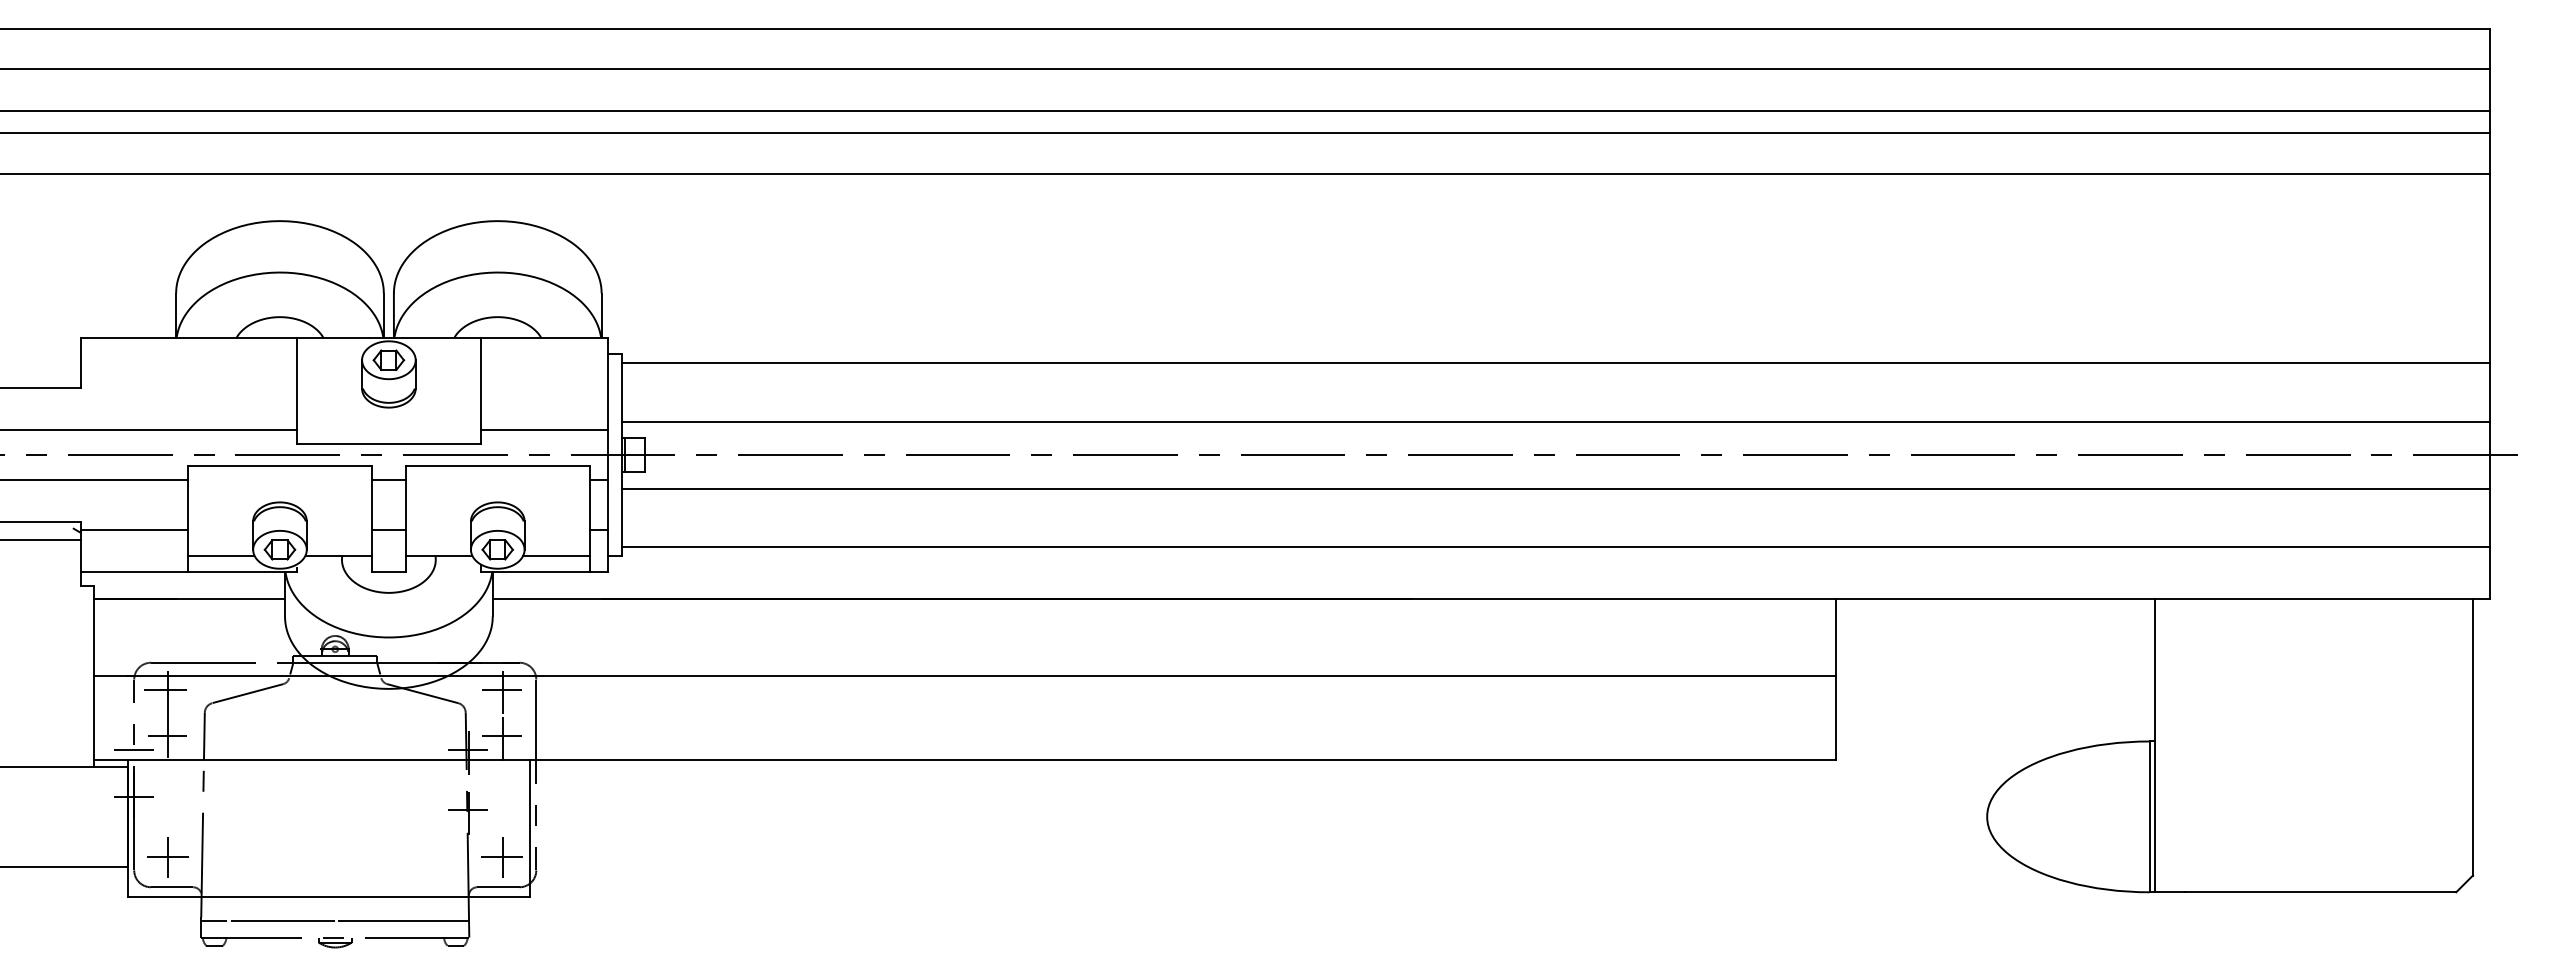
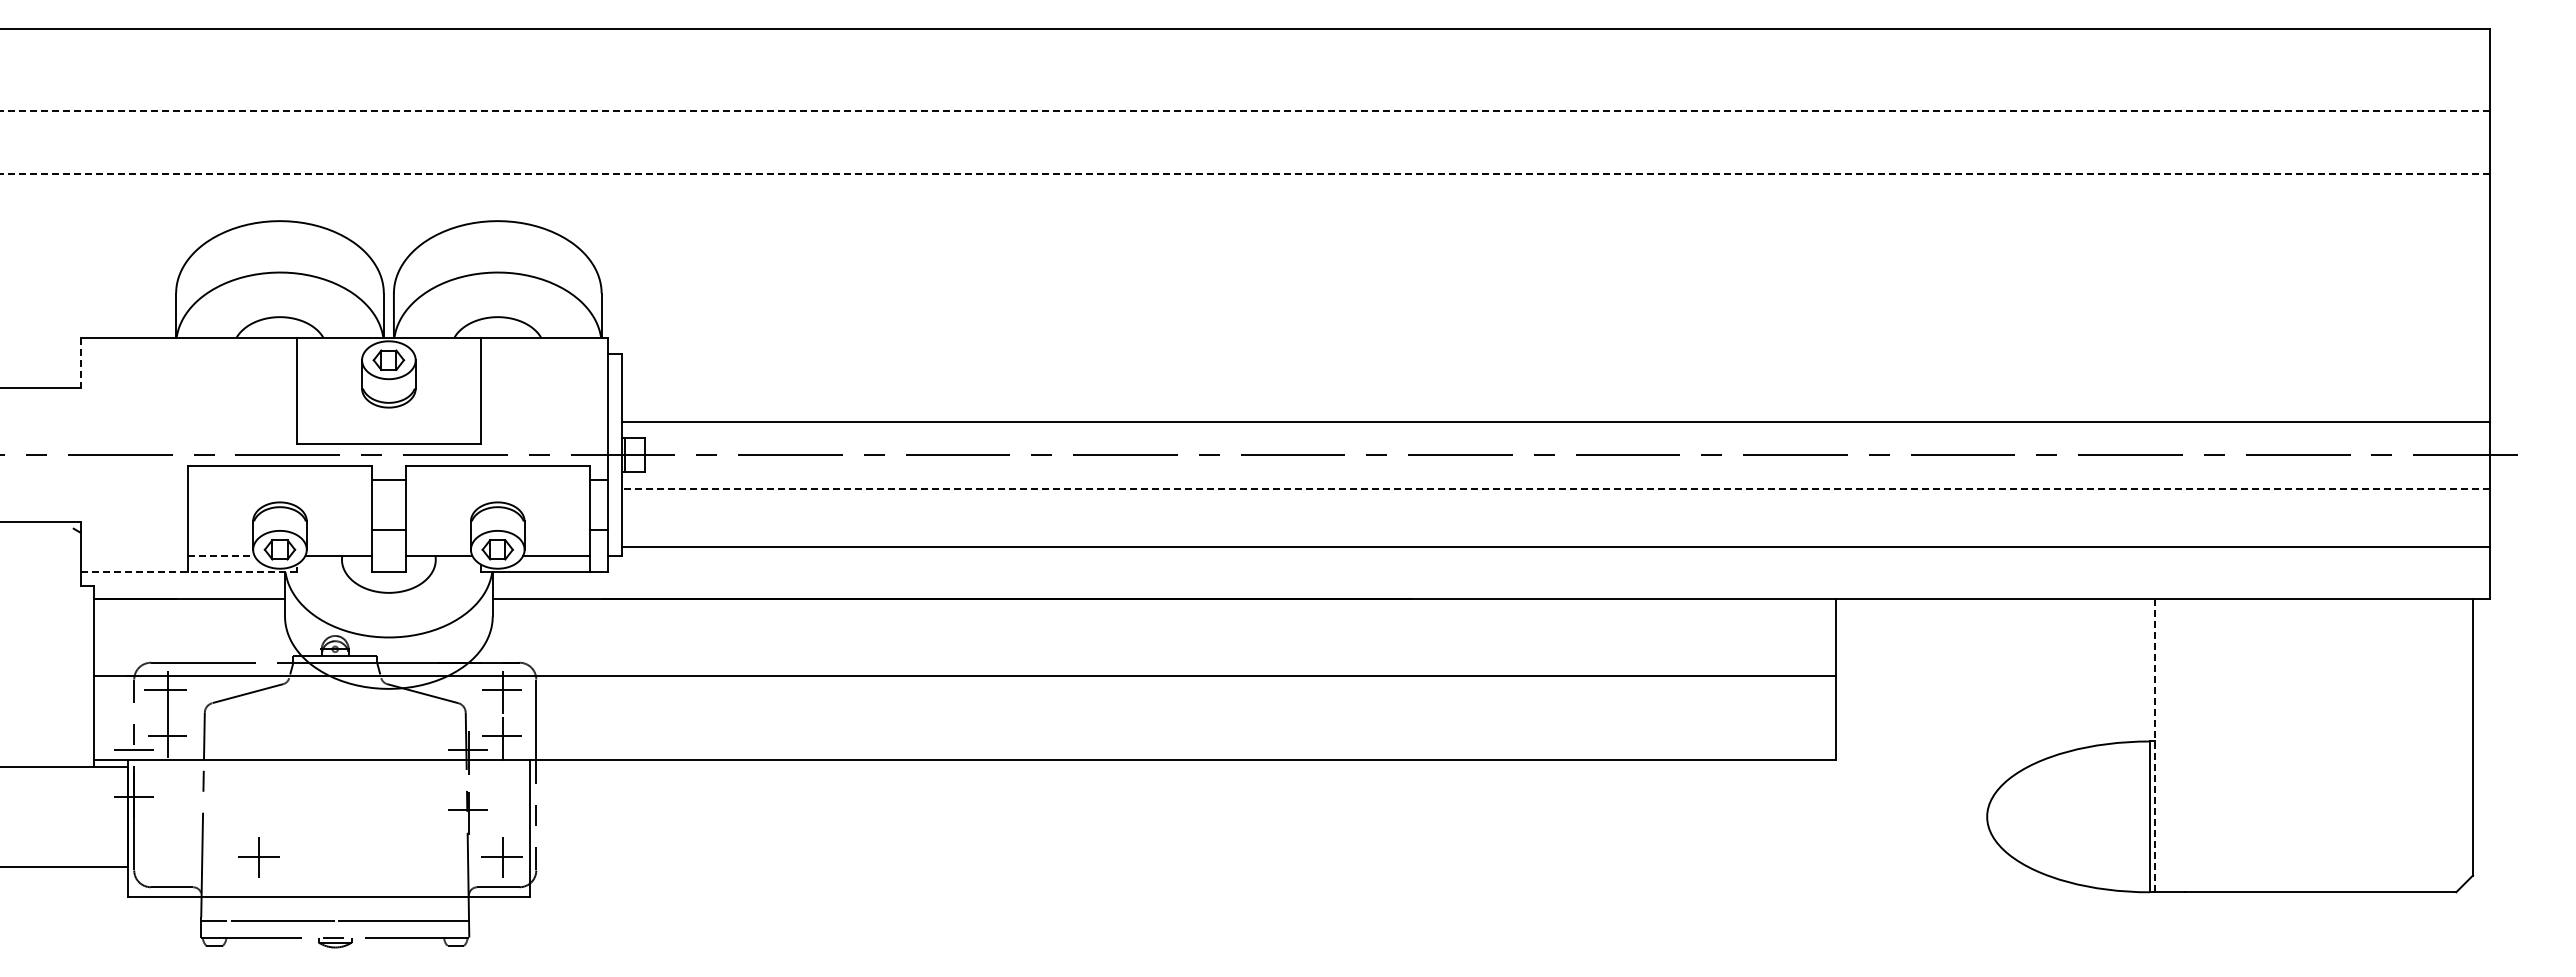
line: present -> none (1245, 68)
line: solid -> dashed (1244, 110)
line: present -> none (1245, 133)
line: solid -> dashed (1244, 173)
line: present -> none (1555, 362)
line: solid -> dashed (80, 363)
line: present -> none (149, 430)
line: present -> none (544, 430)
line: present -> none (94, 479)
line: solid -> dashed (1555, 488)
line: present -> none (133, 530)
line: present -> none (41, 540)
line: solid -> dashed (221, 555)
line: solid -> dashed (189, 572)
line: solid -> dashed (2154, 745)
part position: (167, 857) -> (258, 857) (258, 857)
